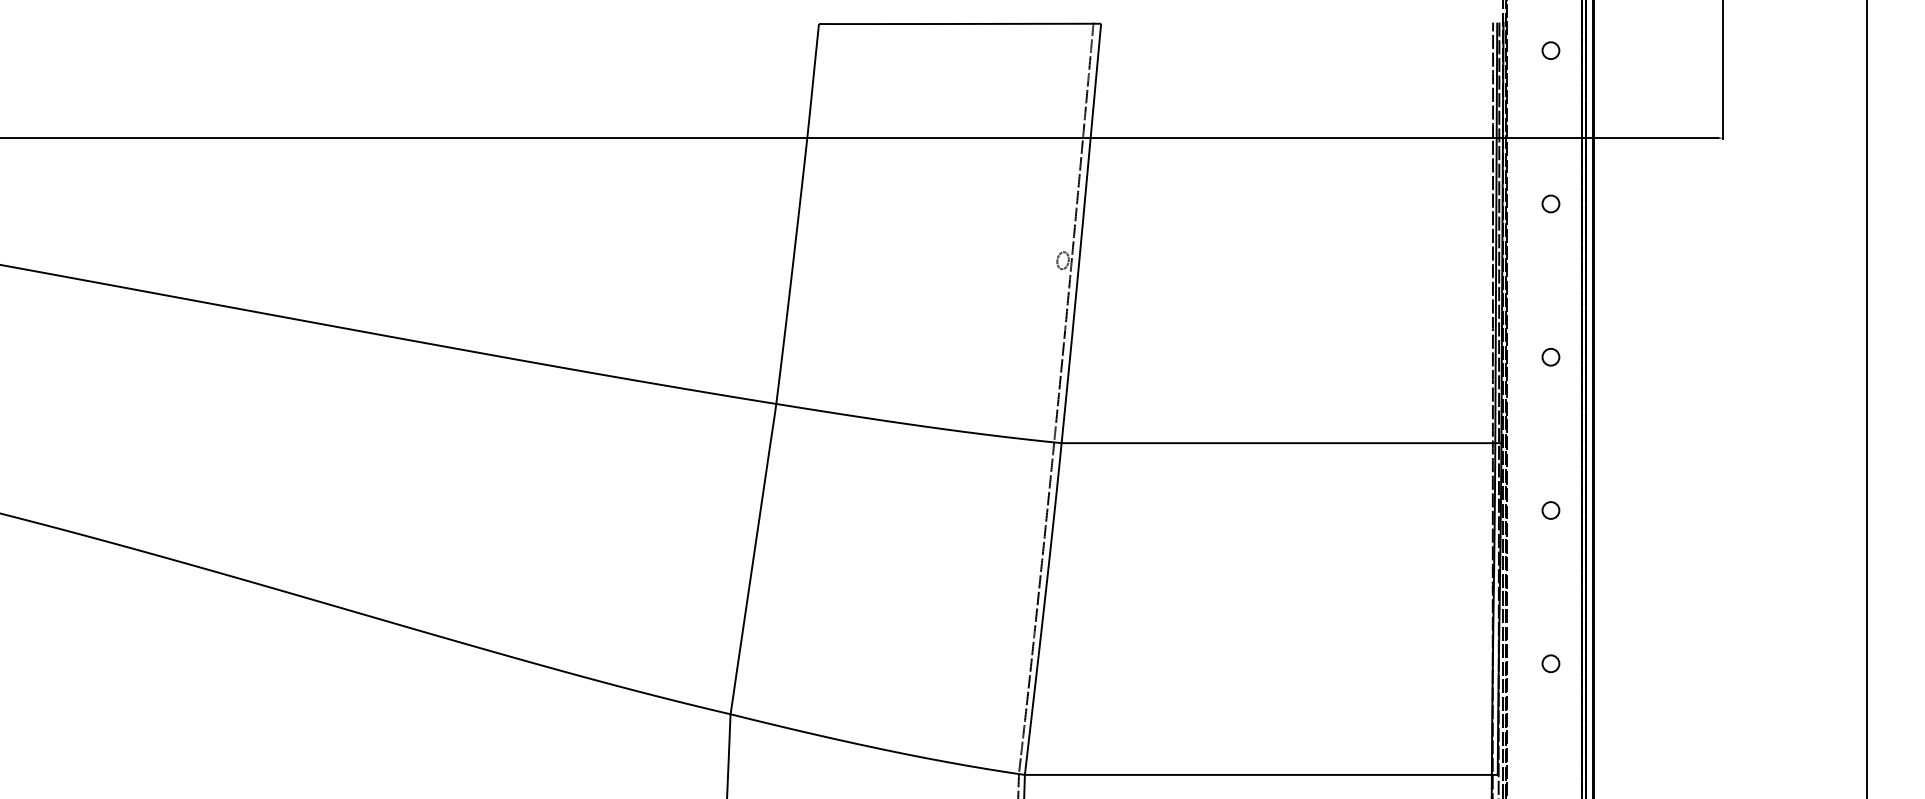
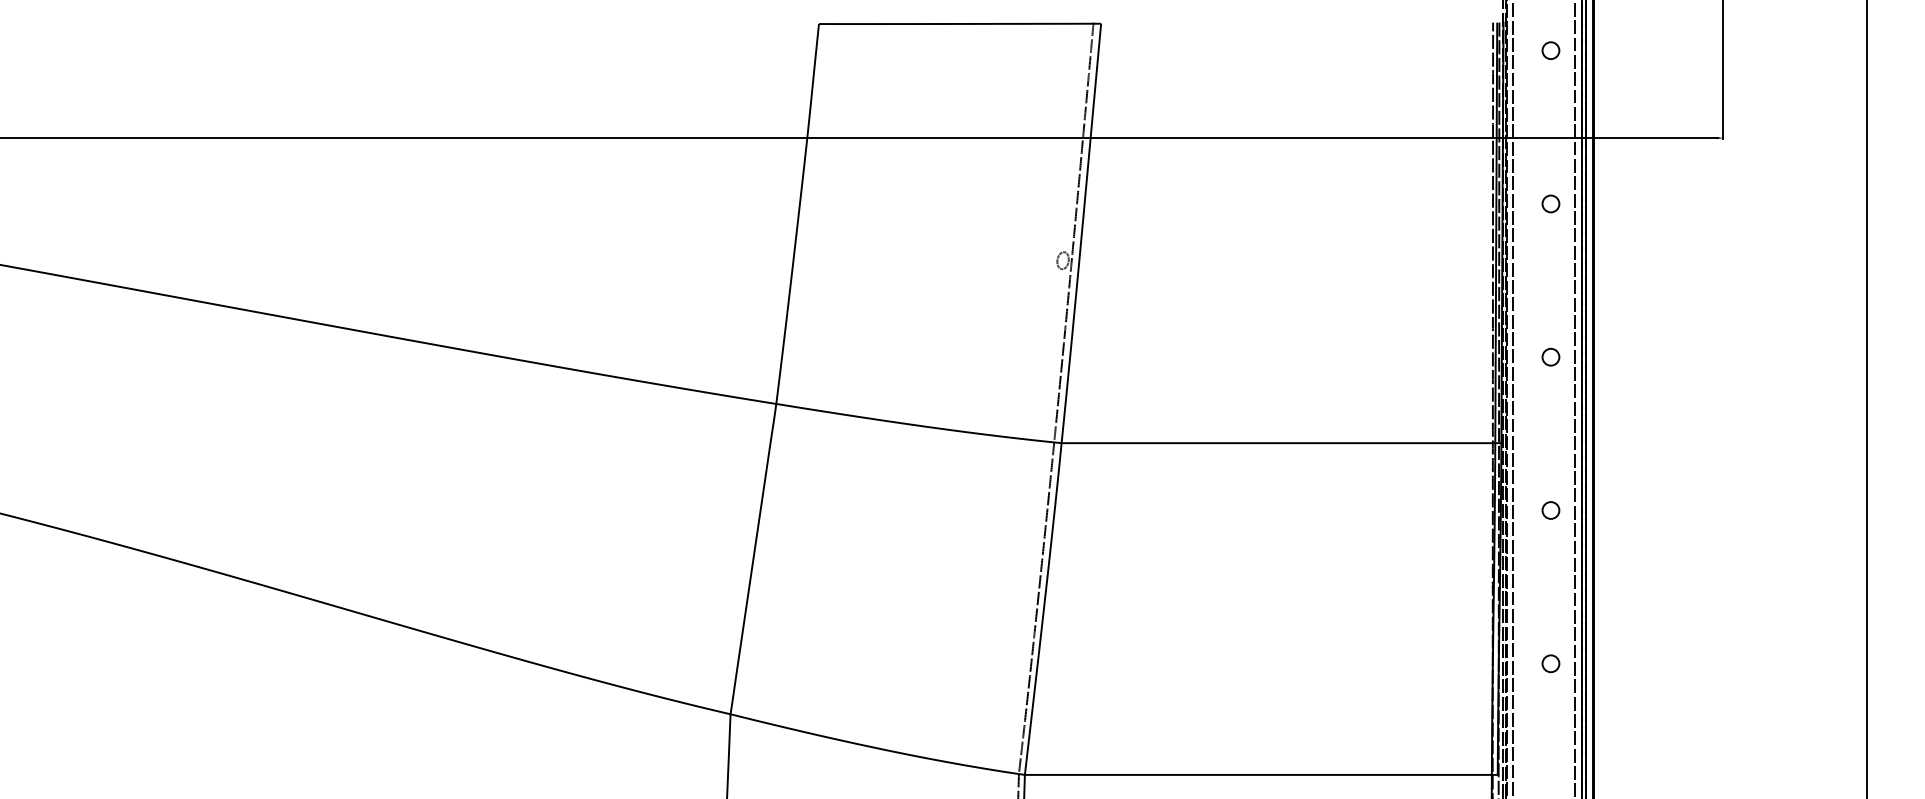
line: none -> present (1513, 398)
line: none -> present (1575, 398)
